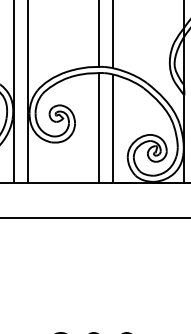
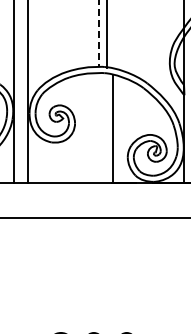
line: solid -> dashed (99, 33)
line position: (113, 35) -> (107, 35) (107, 35)
line: present -> none (99, 127)
